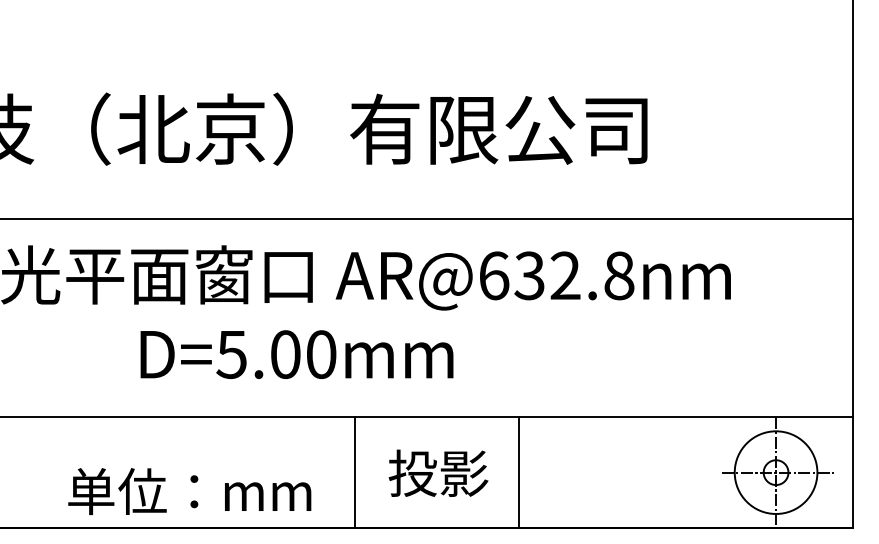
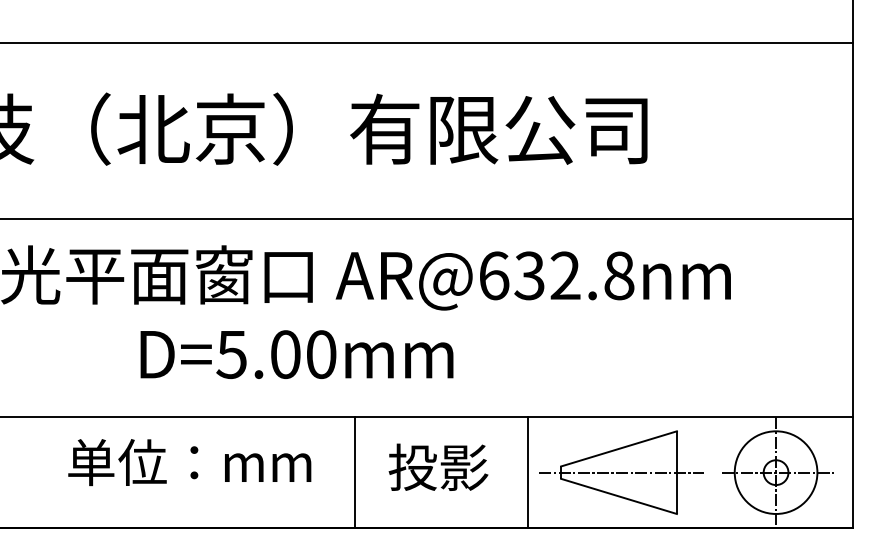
line: none -> present (427, 42)
text position: (438, 472) -> (438, 466) (438, 466)
line position: (518, 472) -> (527, 472) (527, 472)
part: none -> present (621, 472)
text position: (189, 491) -> (189, 462) (189, 462)
